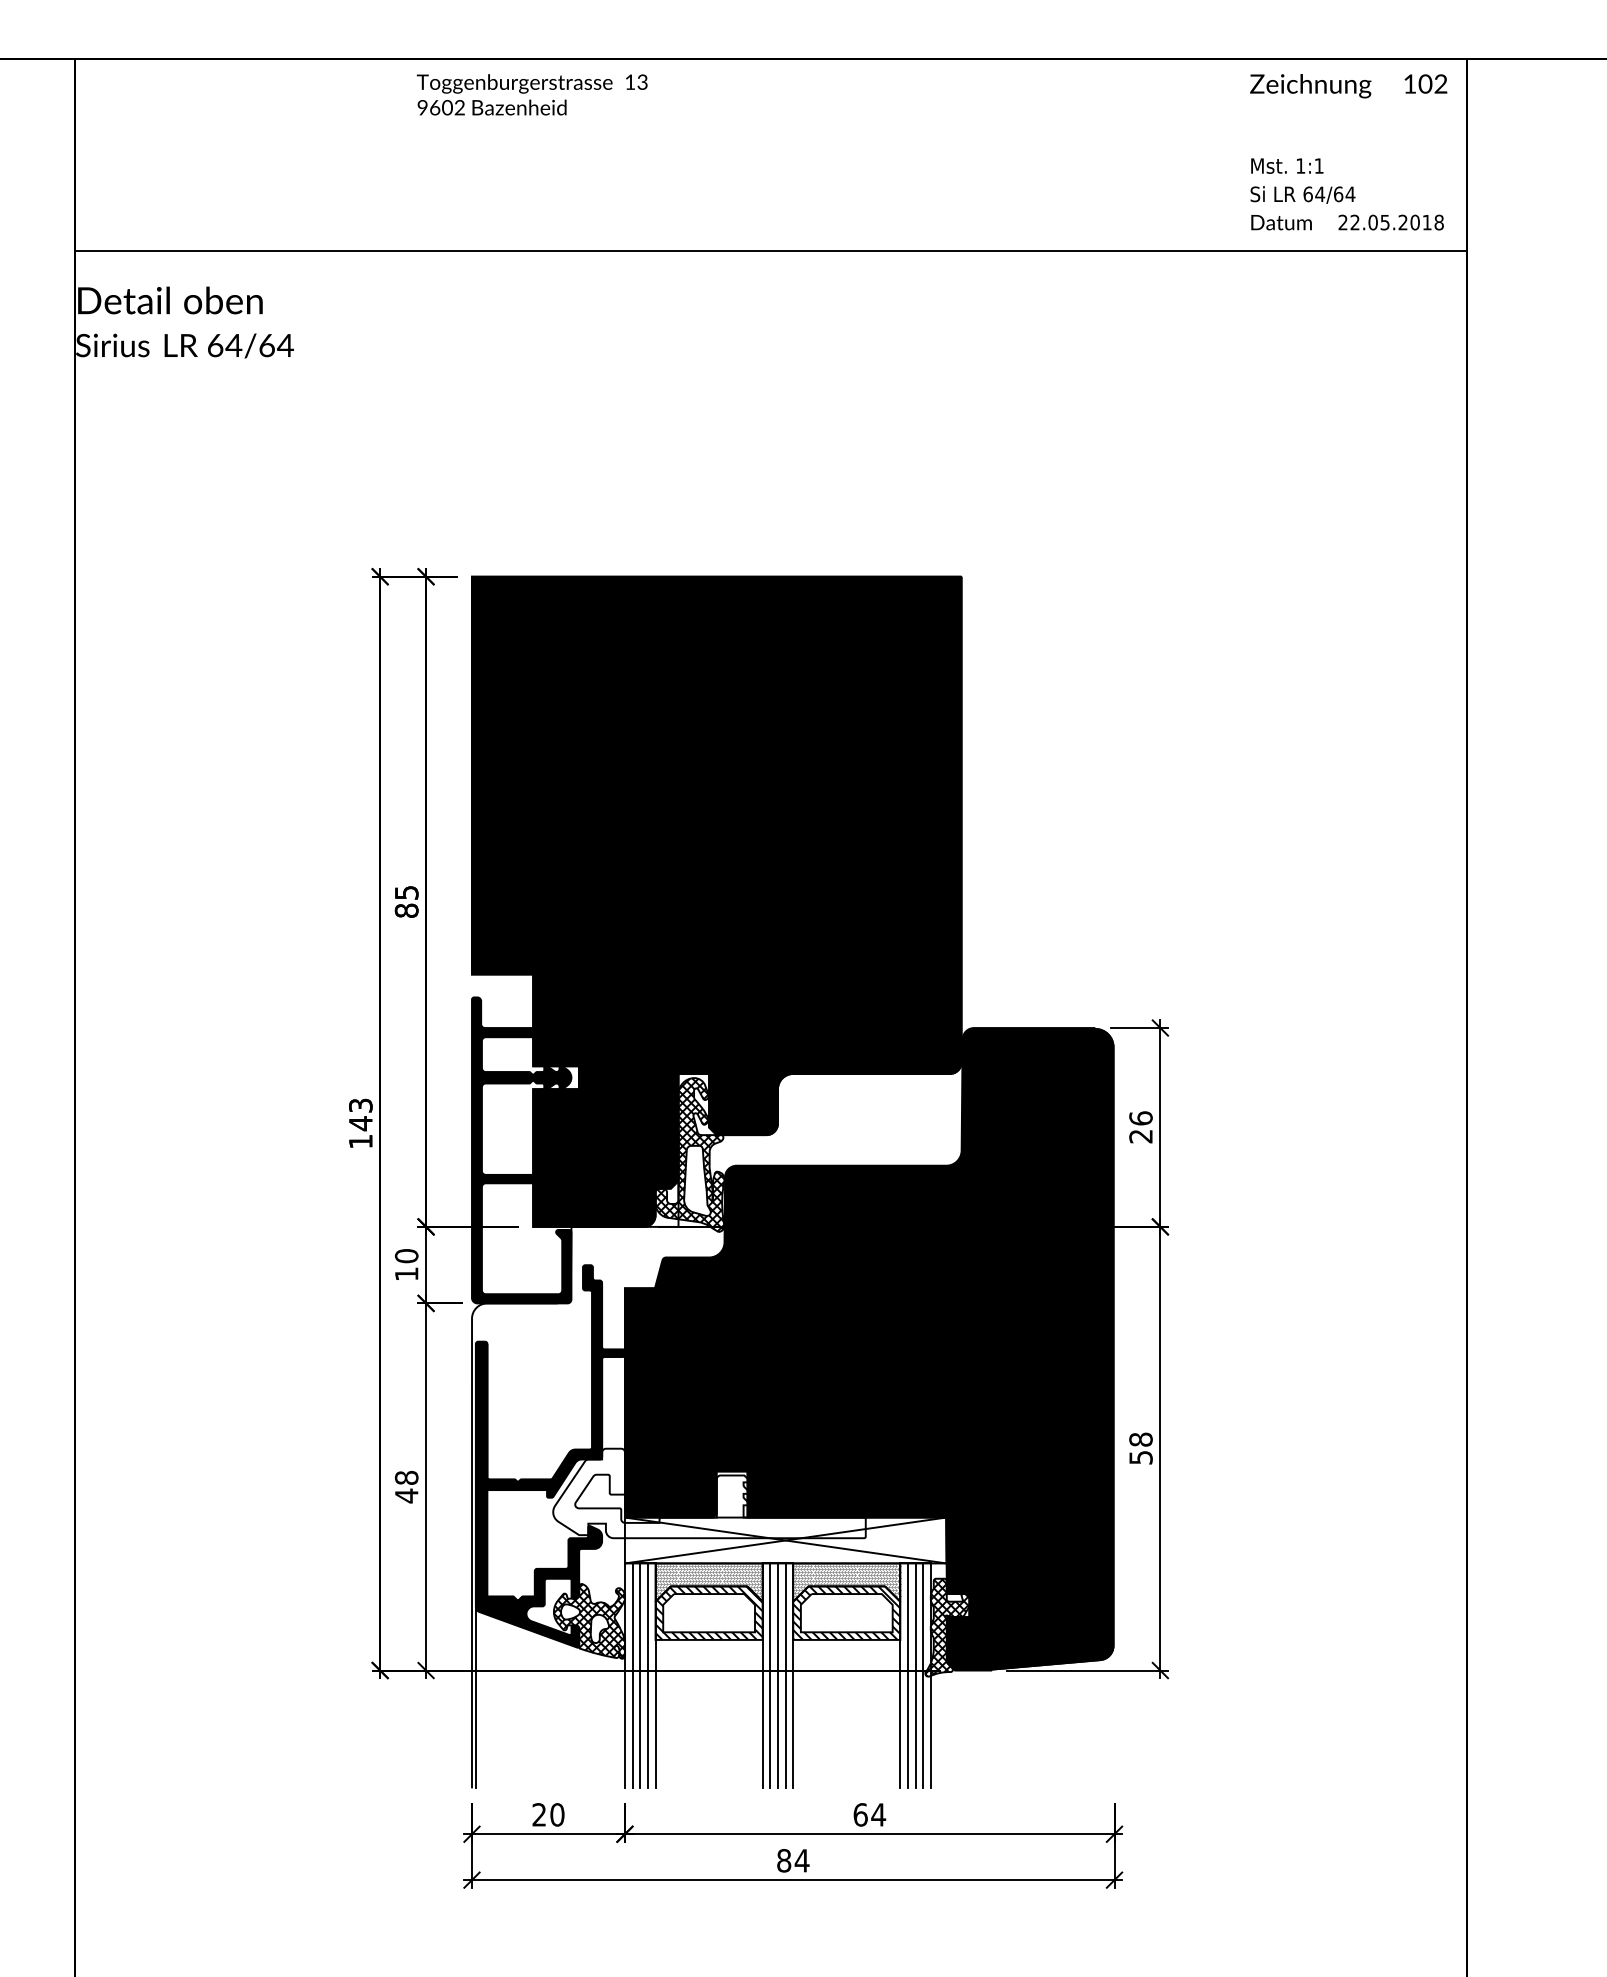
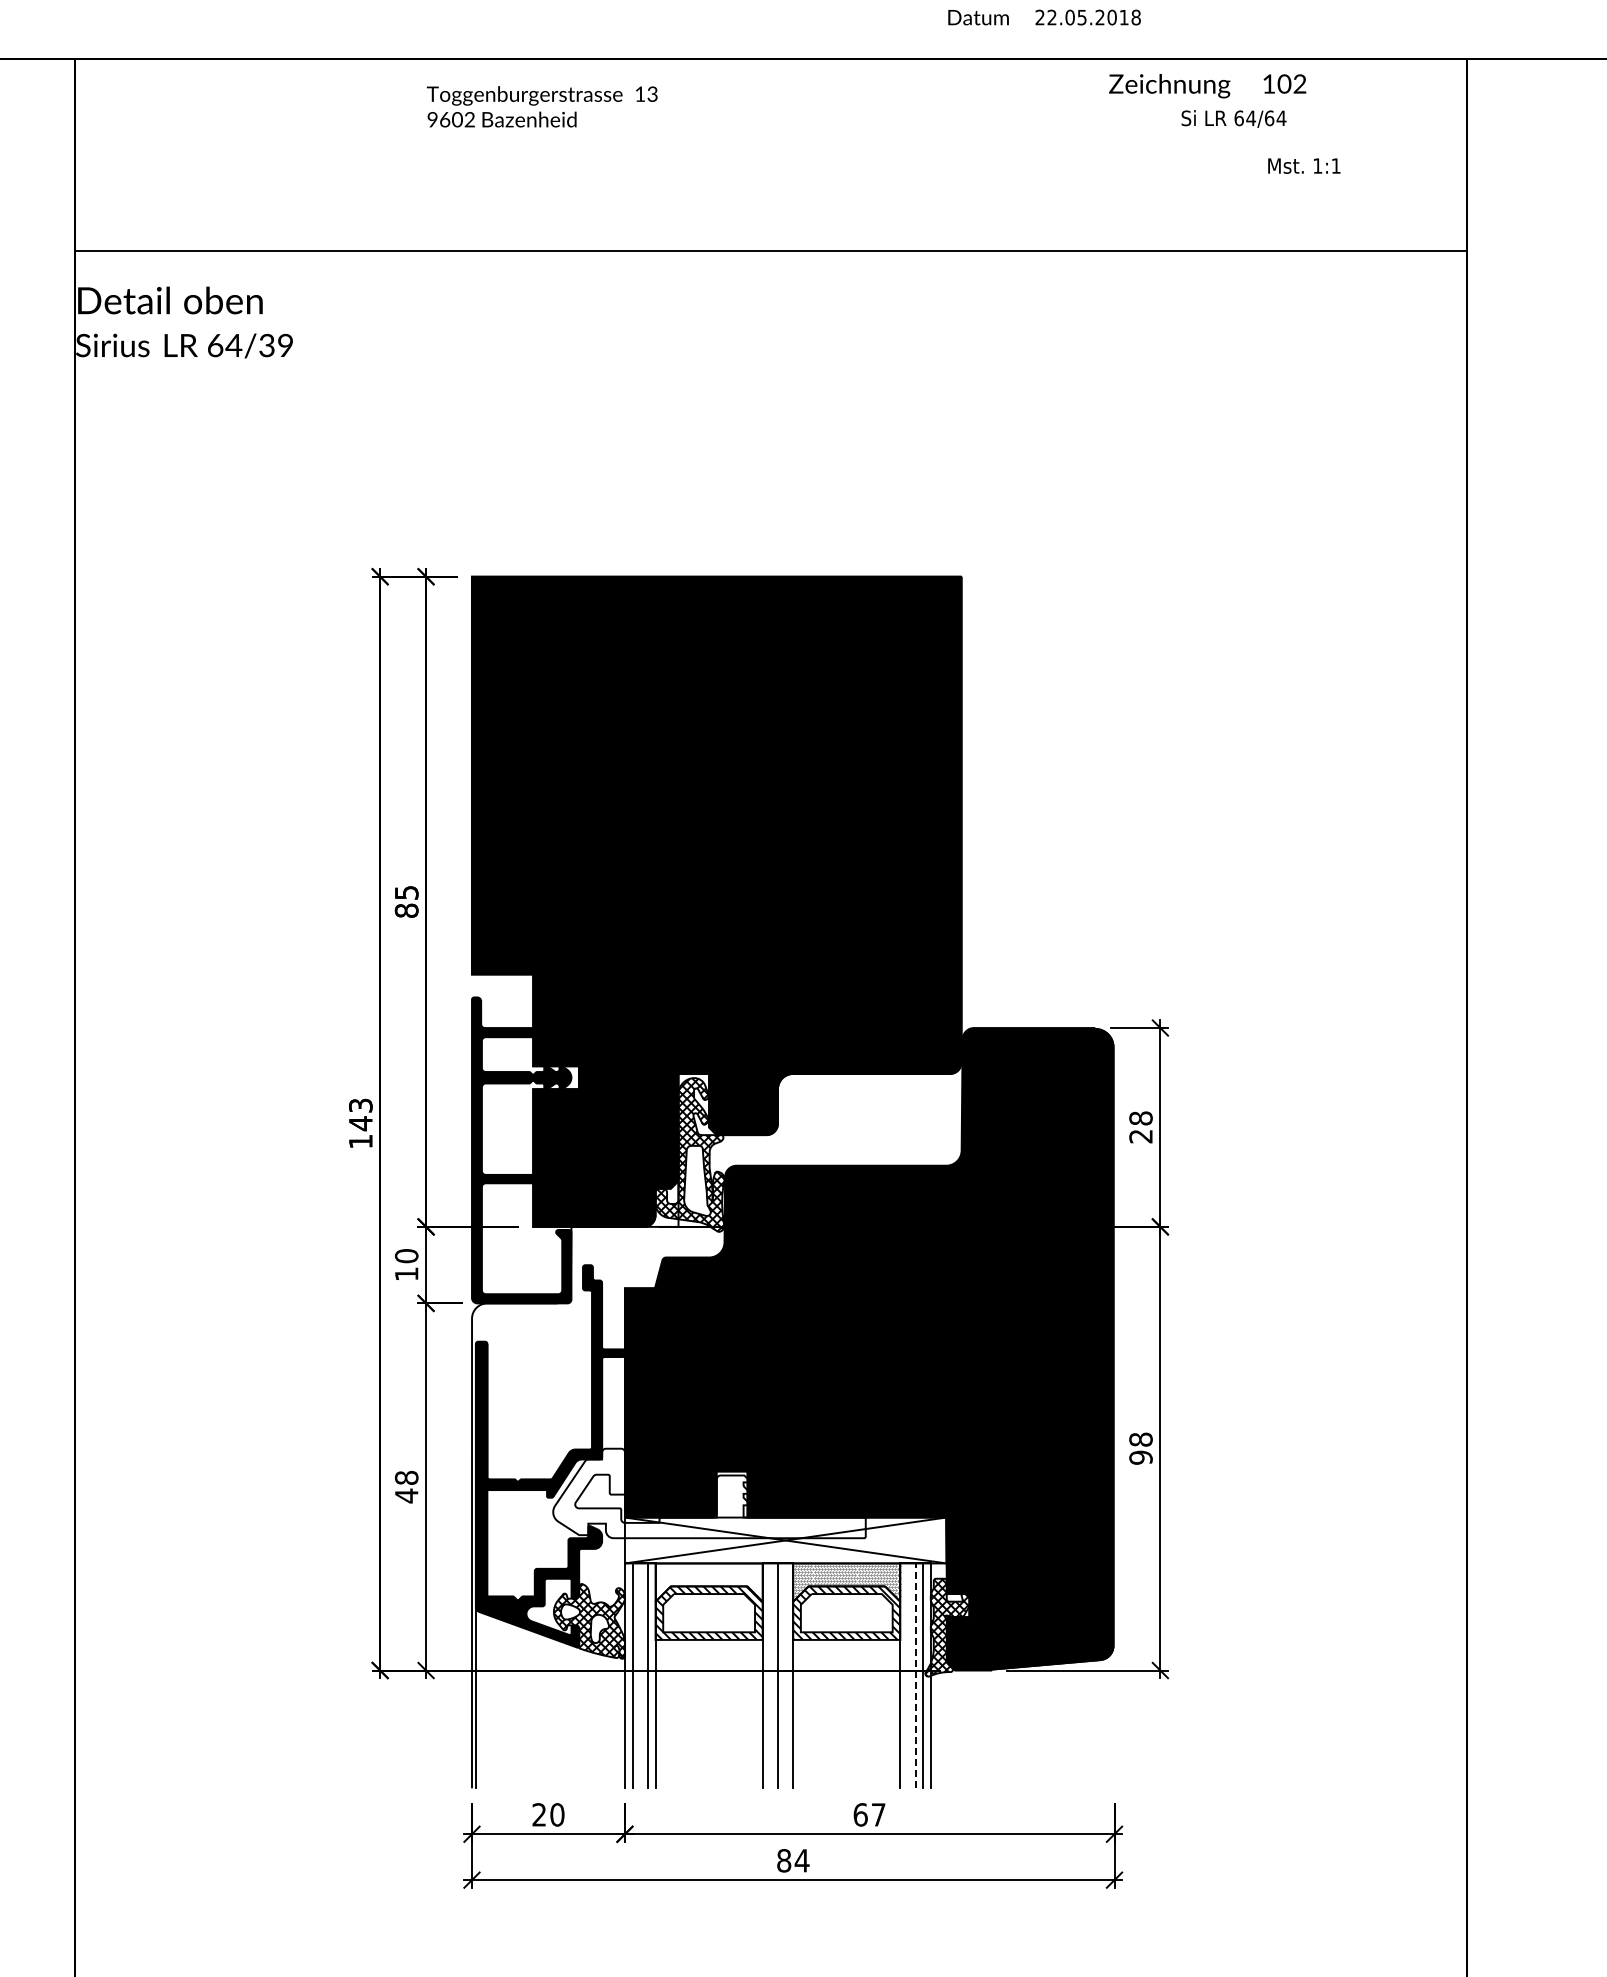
text position: (1348, 86) -> (1207, 86) (1207, 86)
text position: (531, 94) -> (541, 106) (541, 106)
text position: (1287, 165) -> (1304, 165) (1304, 165)
text position: (1302, 194) -> (1233, 118) (1233, 118)
text position: (1347, 222) -> (1044, 17) (1044, 17)
text: 64/64 -> 64/39 (276, 344)
text: 26 -> 28 (1140, 1118)
text: 58 -> 98 (1140, 1457)
hatch: present -> none (708, 1581)
line: present -> none (640, 1675)
line: present -> none (770, 1675)
line: present -> none (785, 1675)
line: present -> none (907, 1675)
line: solid -> dashed (915, 1675)
text: 64 -> 67 (878, 1814)
